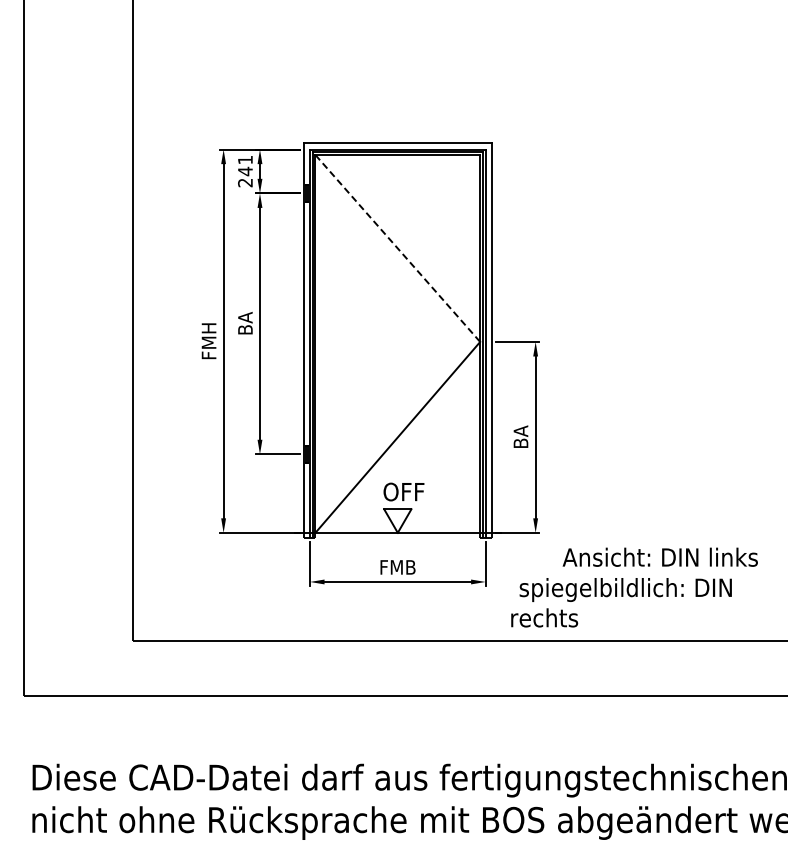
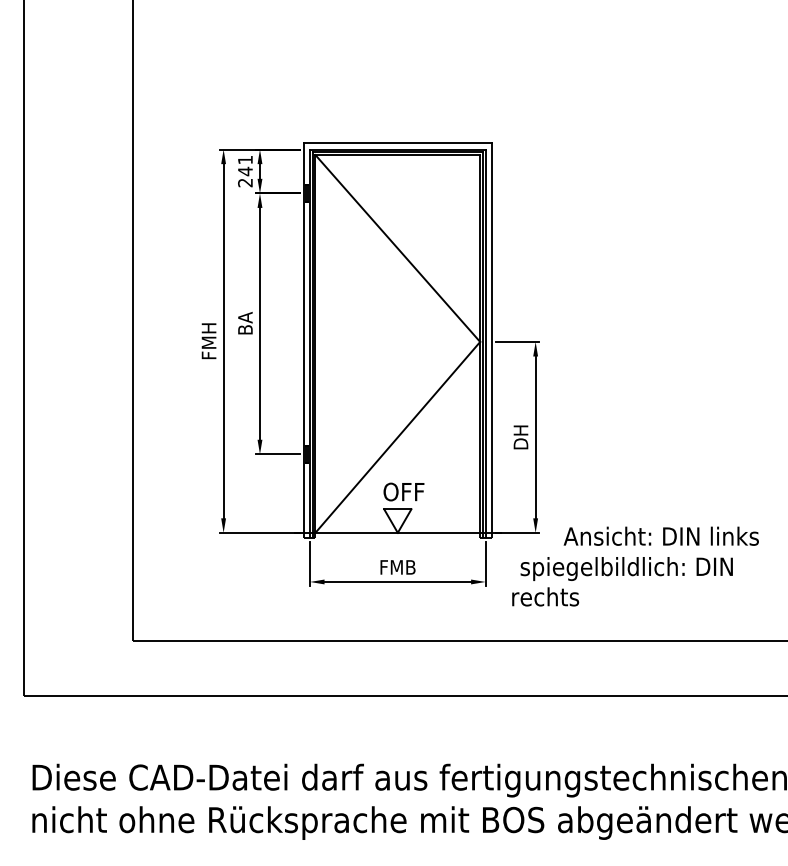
line: dashed -> solid (397, 248)
text: BA -> DH (520, 437)
text position: (634, 587) -> (635, 566) (635, 566)
